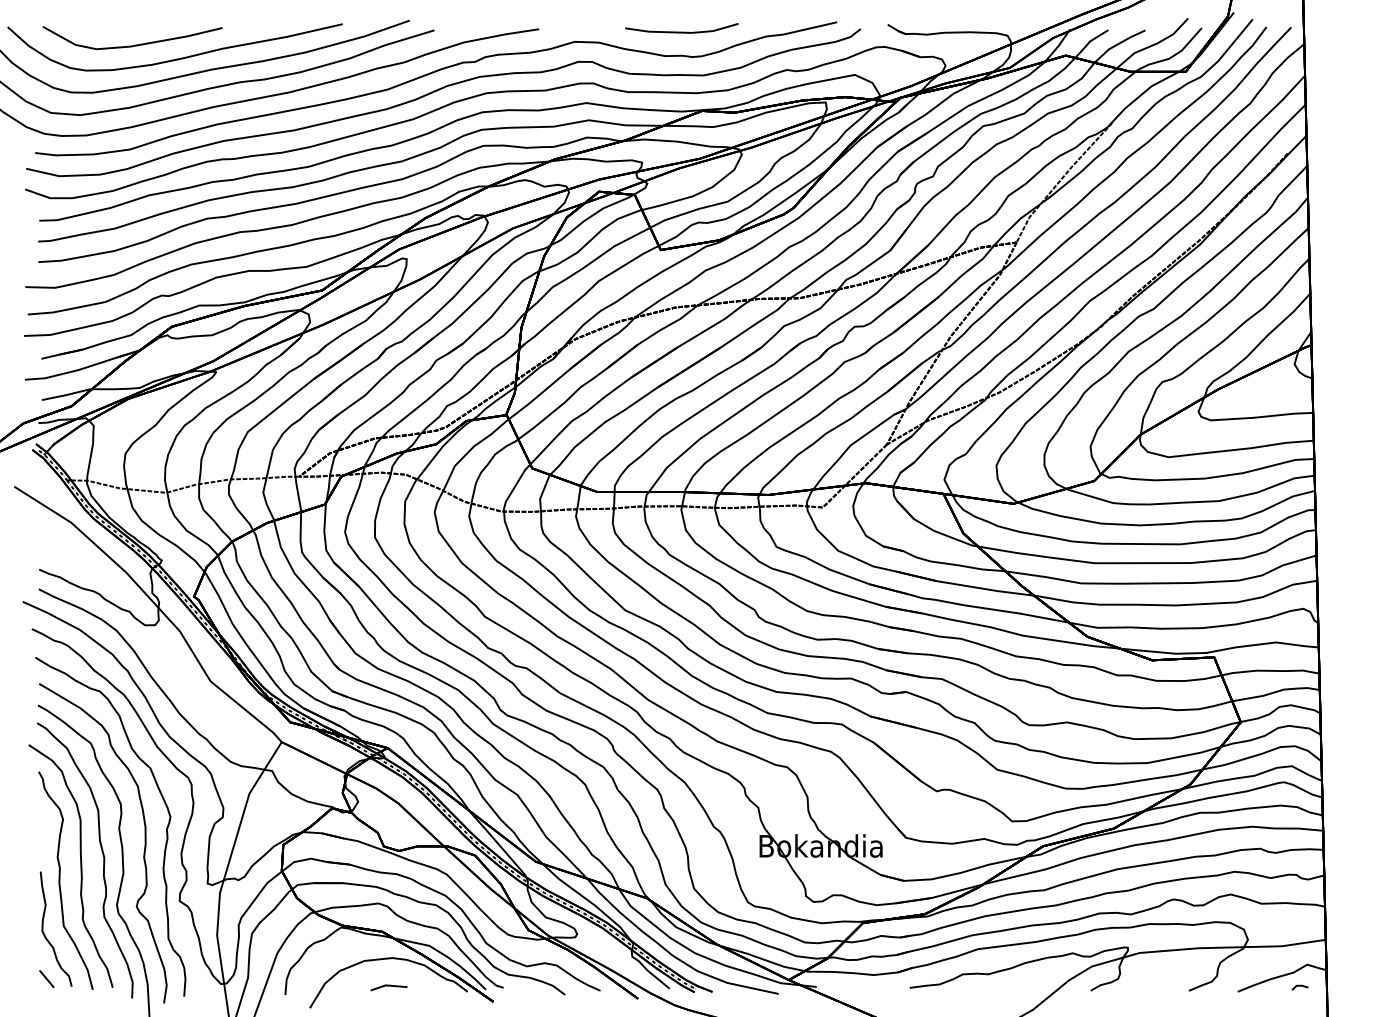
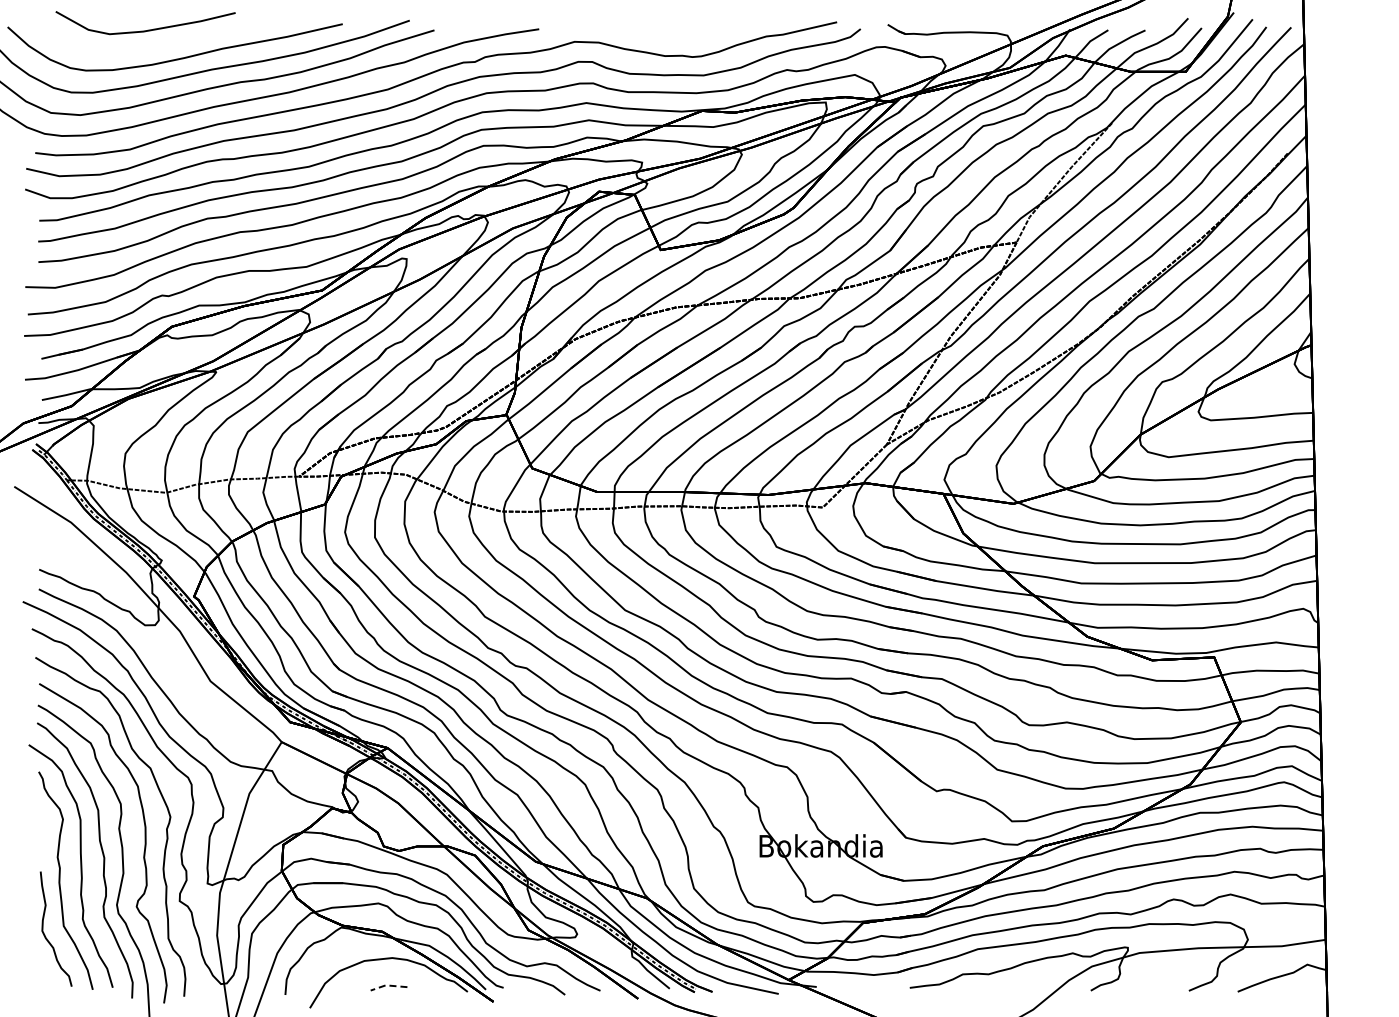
line: present -> none (681, 31)
curve position: (135, 44) -> (148, 29) (148, 29)
line: present -> none (46, 978)
line: solid -> dashed (387, 985)
line: present -> none (1299, 986)
